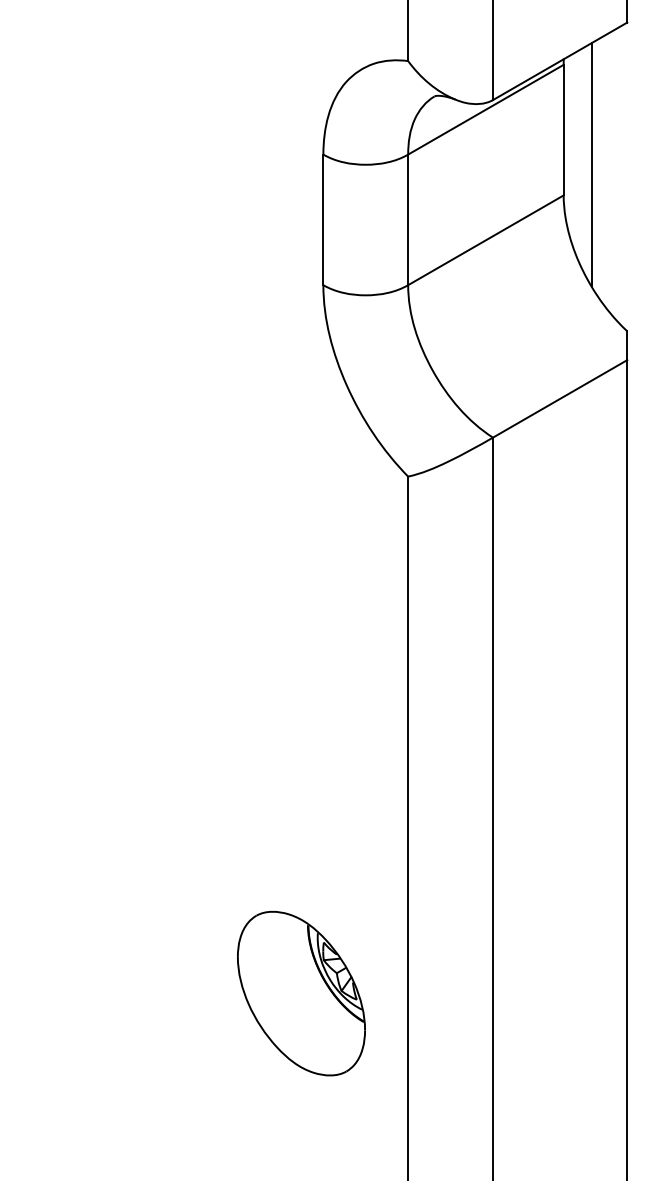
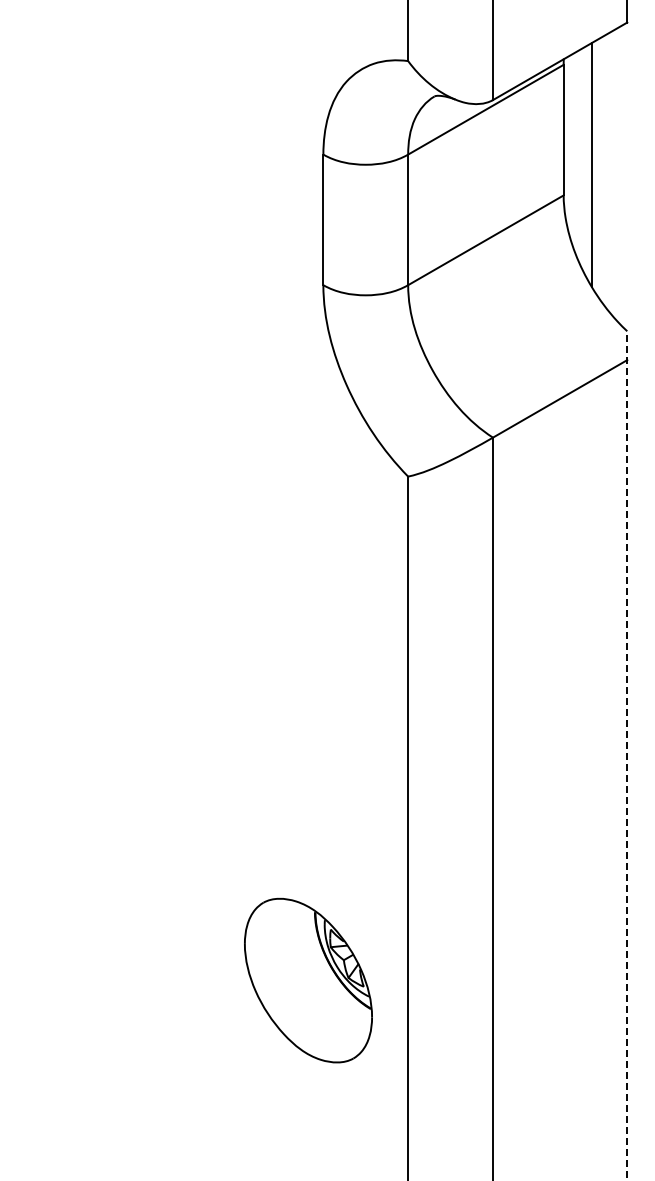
line: solid -> dashed (627, 755)
part position: (301, 993) -> (308, 980) (308, 980)
